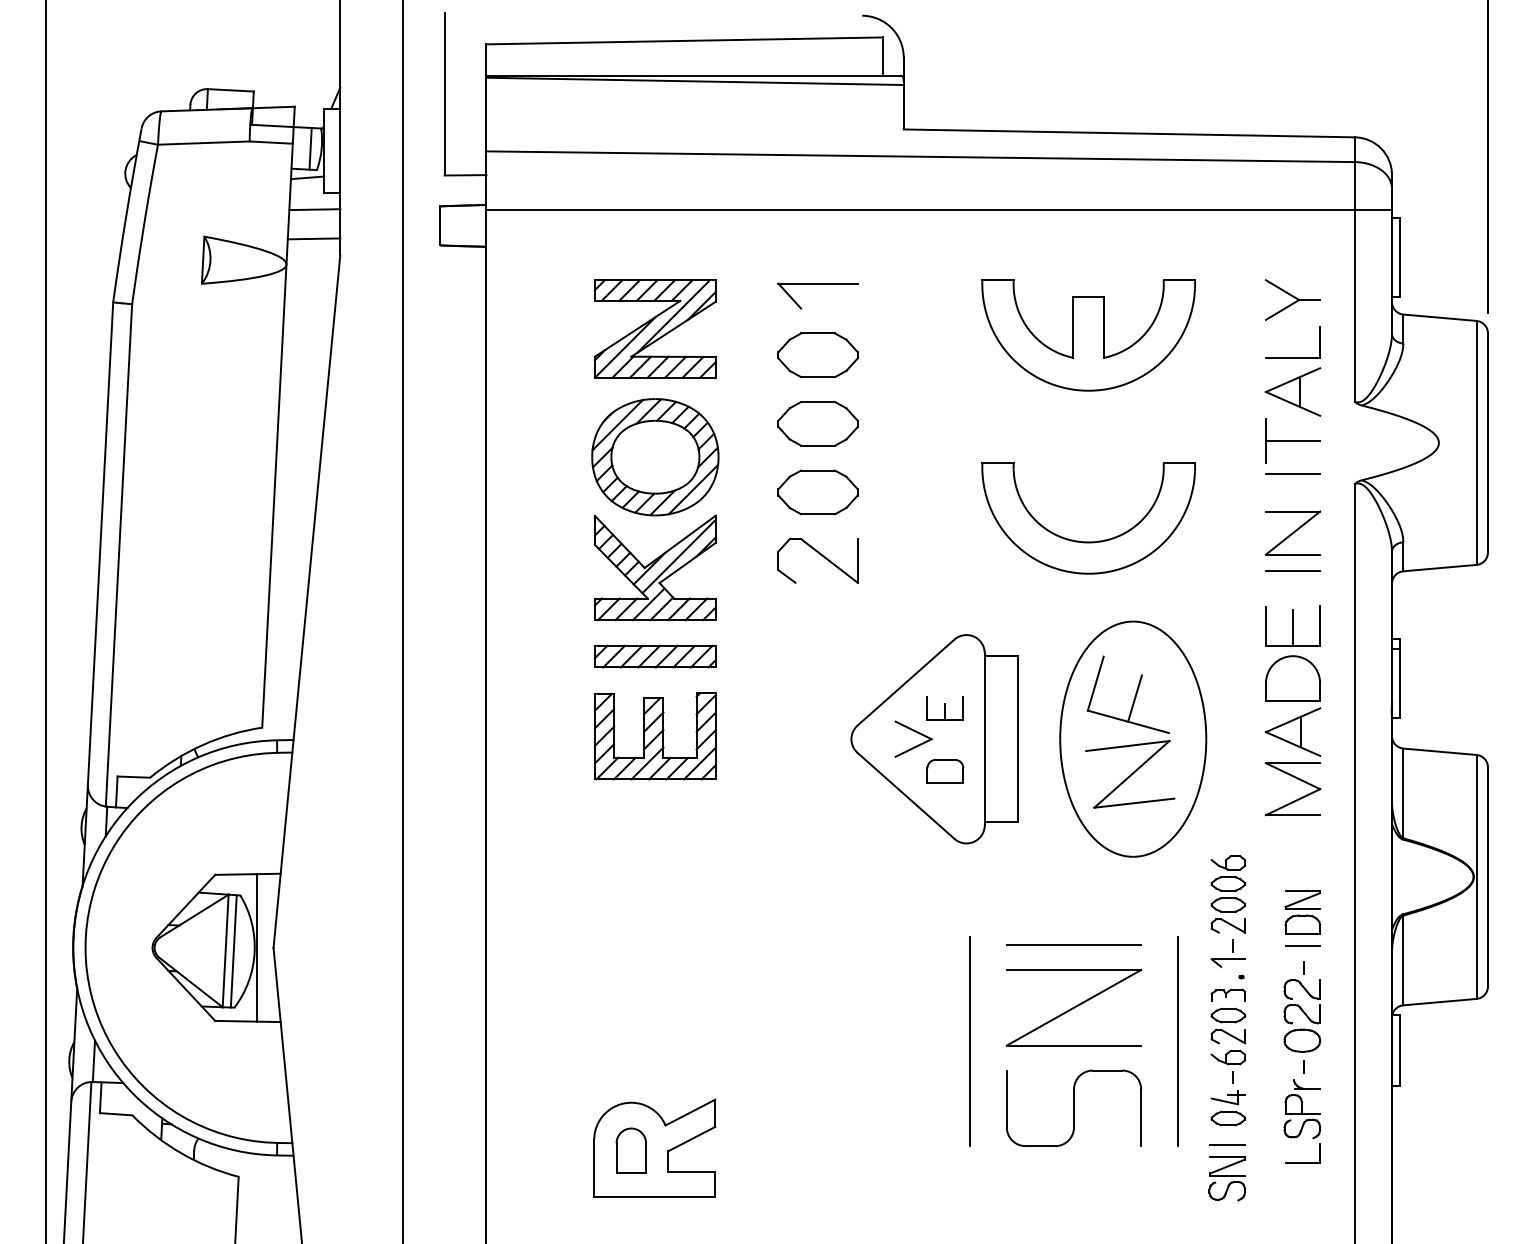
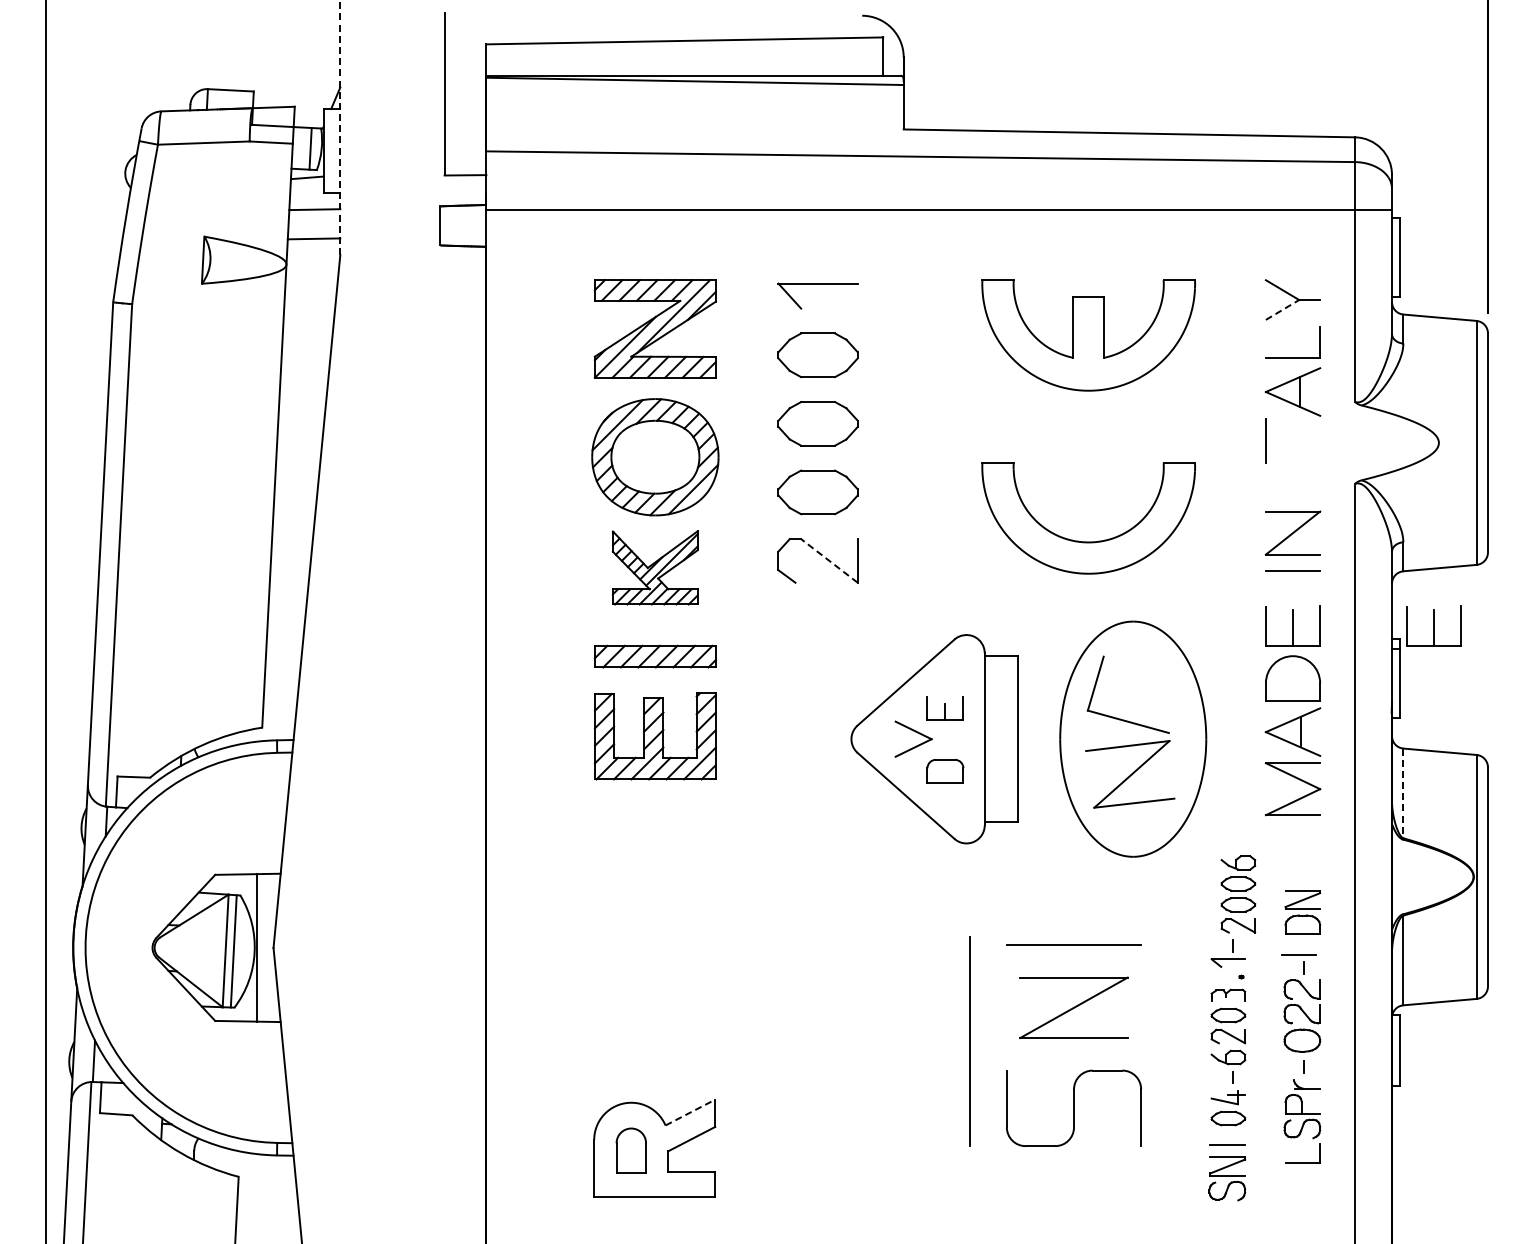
line: solid -> dashed (340, 127)
line: solid -> dashed (1282, 309)
line: present -> none (1292, 440)
line: present -> none (1292, 474)
line: solid -> dashed (829, 560)
part size: 124x108 px -> 88x76 px (654, 567)
line: present -> none (402, 621)
part: none -> present (1433, 625)
line: present -> none (1134, 698)
line: solid -> dashed (1403, 793)
part position: (1228, 894) -> (1238, 894) (1238, 894)
line position: (1302, 945) -> (1298, 954) (1298, 954)
part size: 138x78 px -> 110x63 px (1073, 1007)
line: present -> none (1178, 1041)
line: solid -> dashed (690, 1112)
